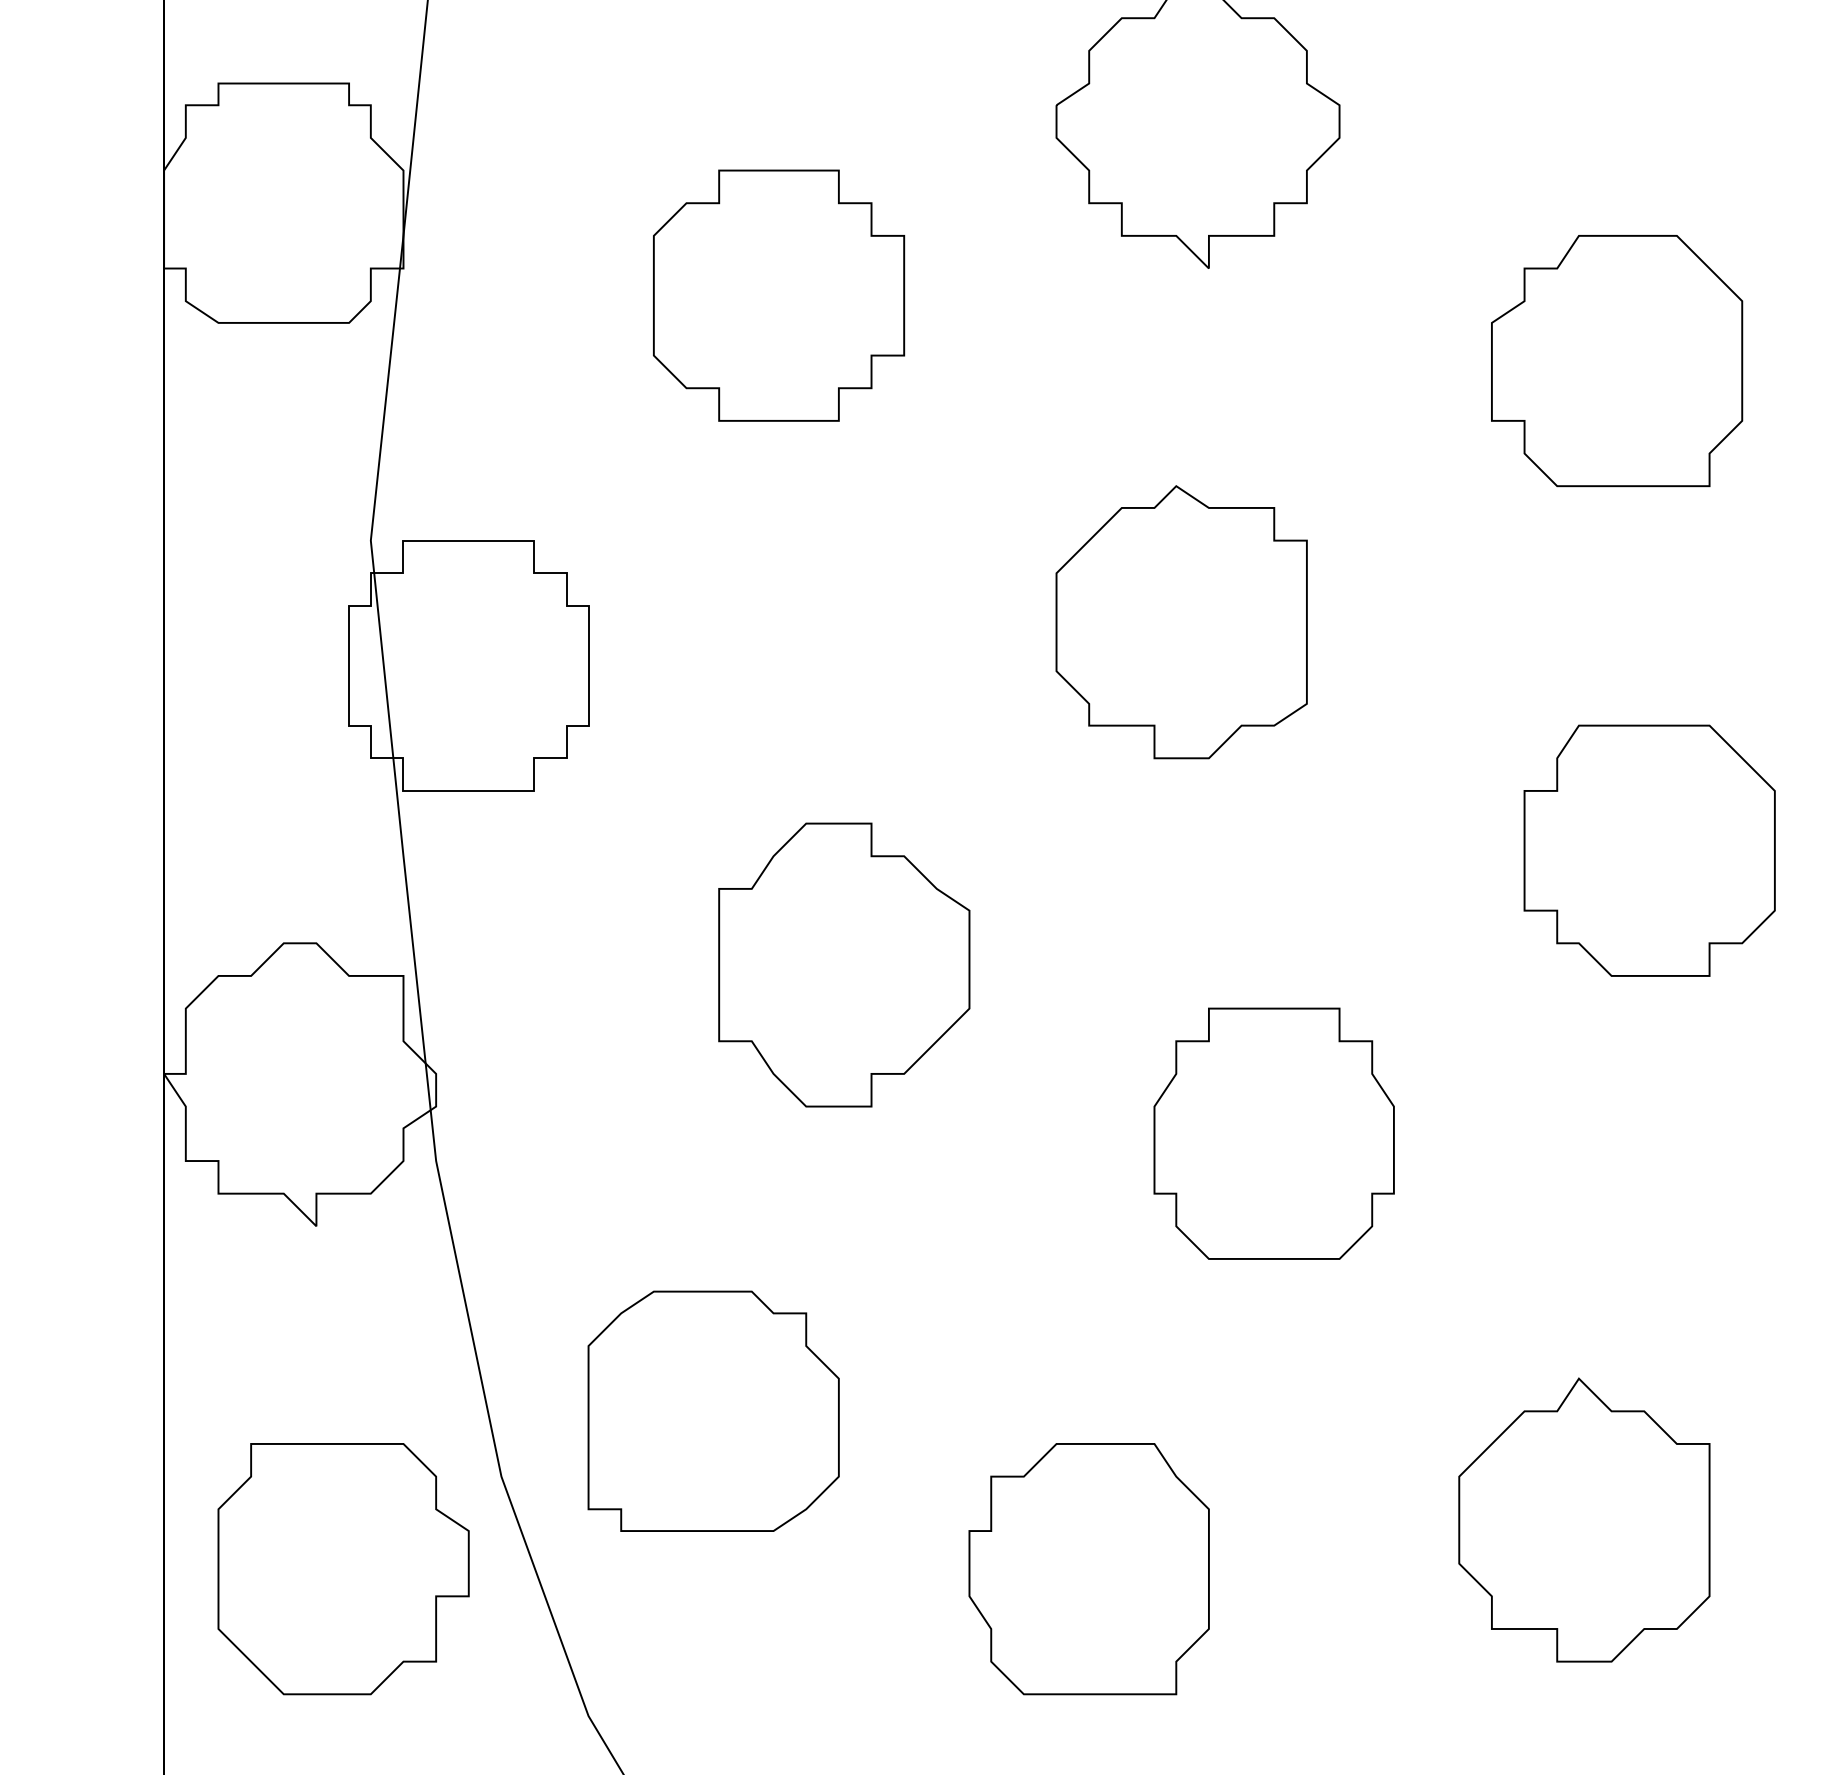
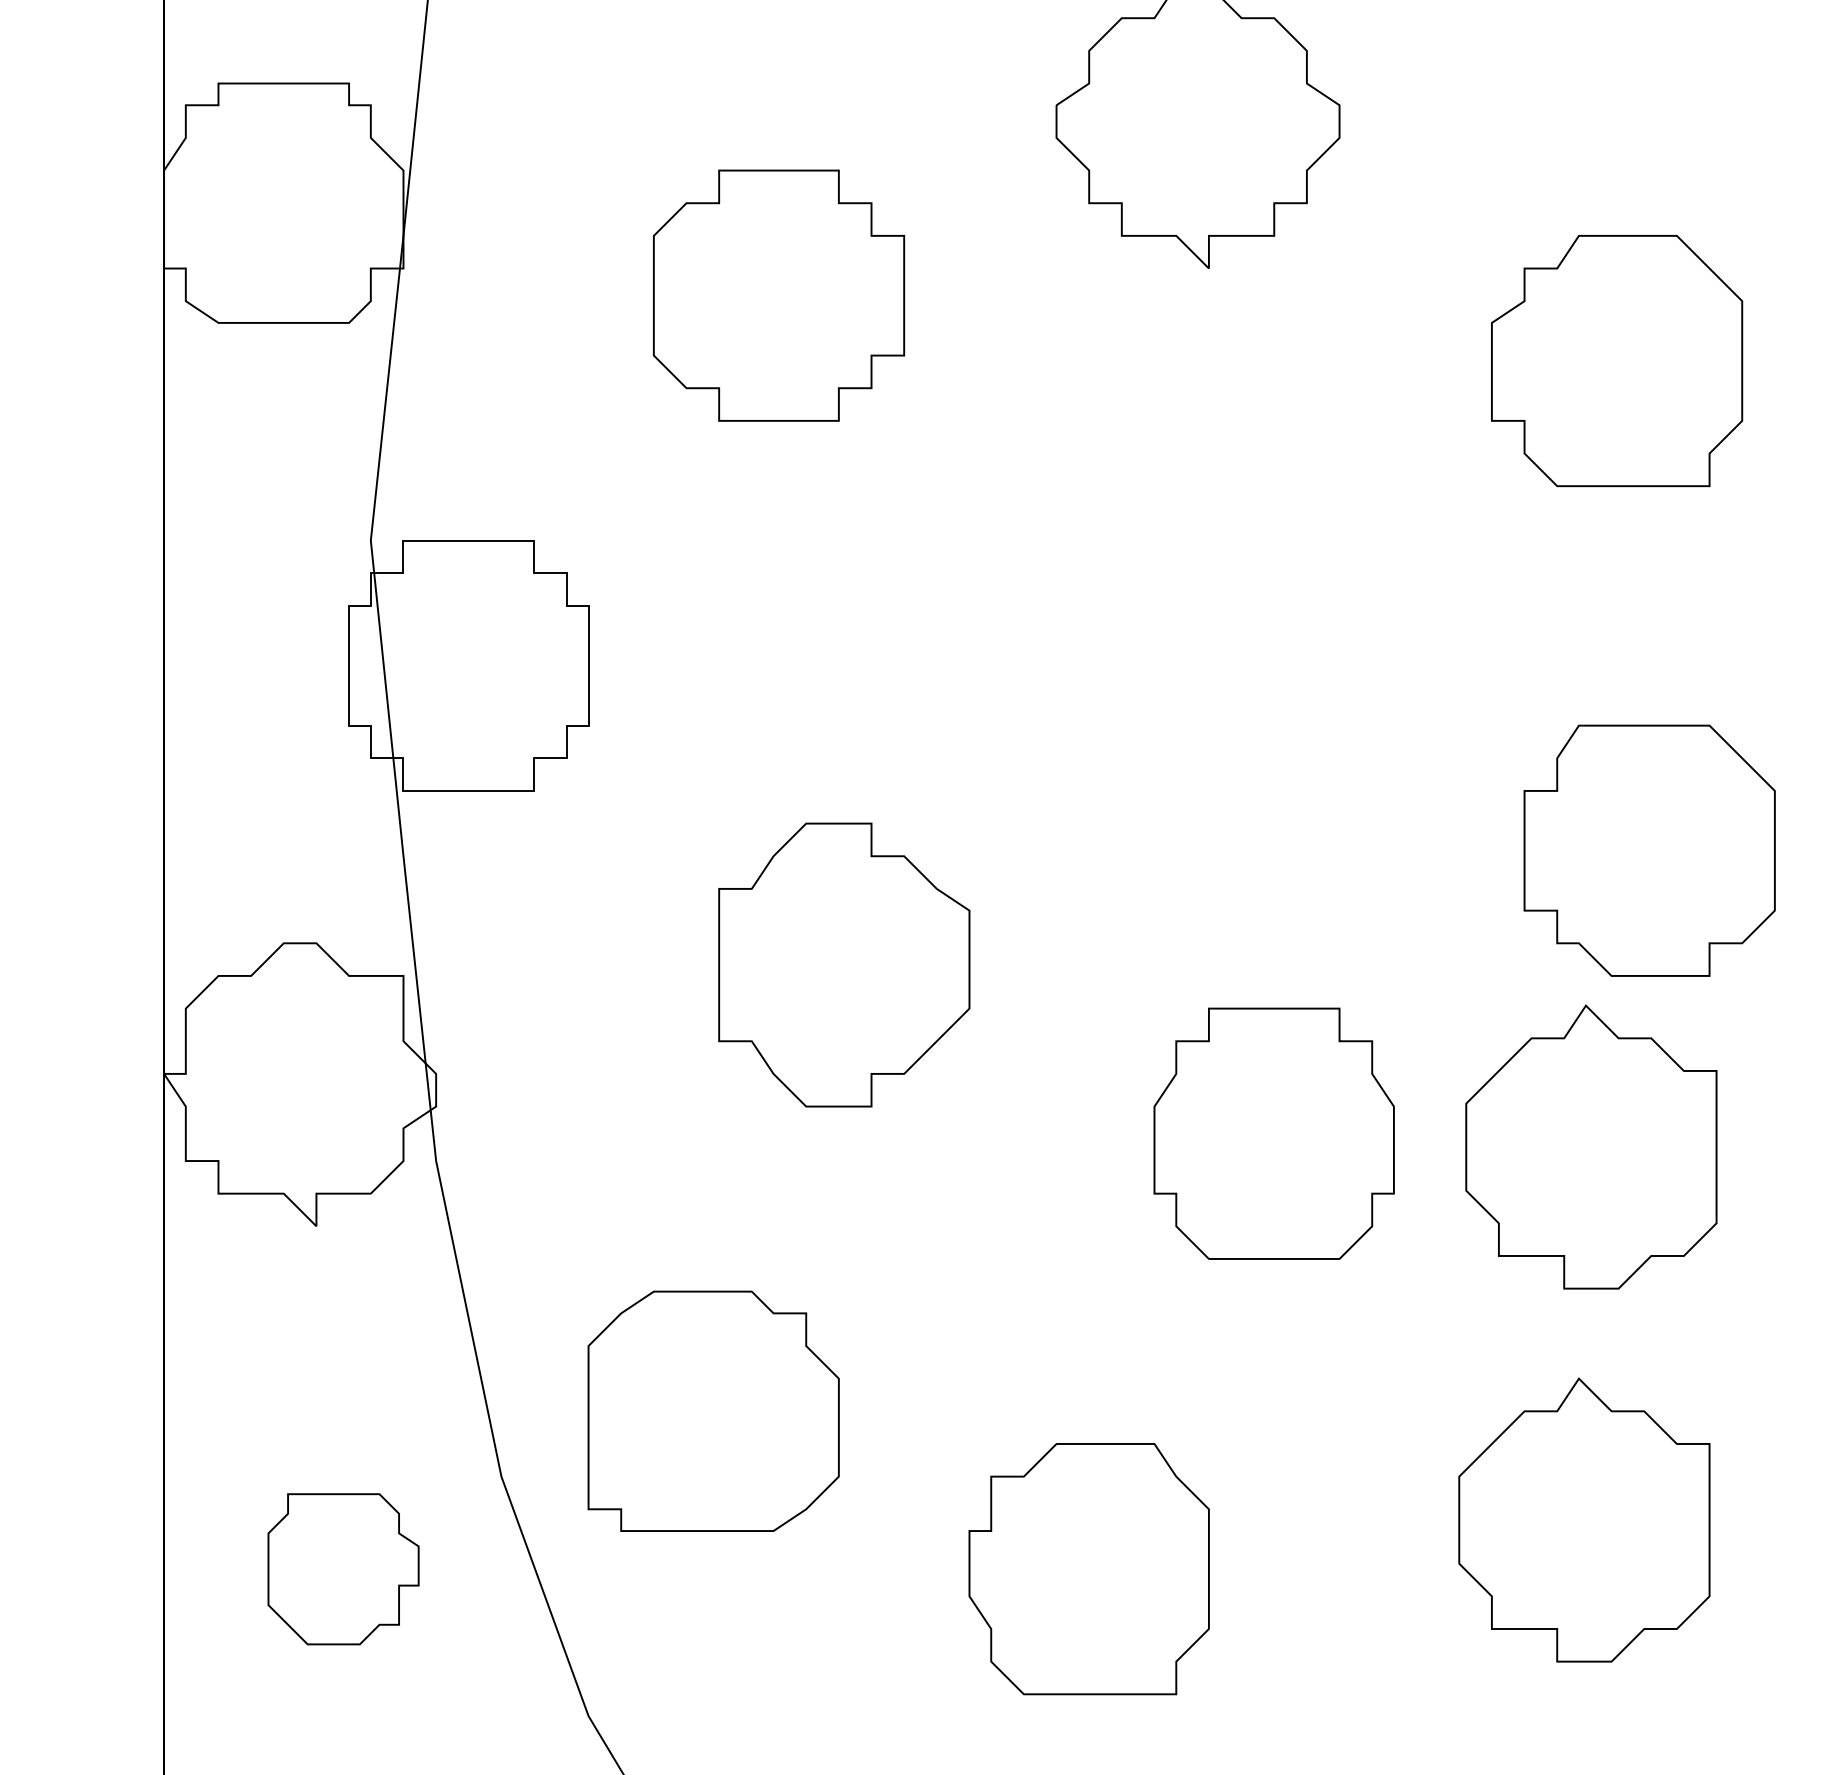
part: present -> none (1181, 622)
part: none -> present (1591, 1146)
part size: 253x253 px -> 153x153 px (343, 1569)
